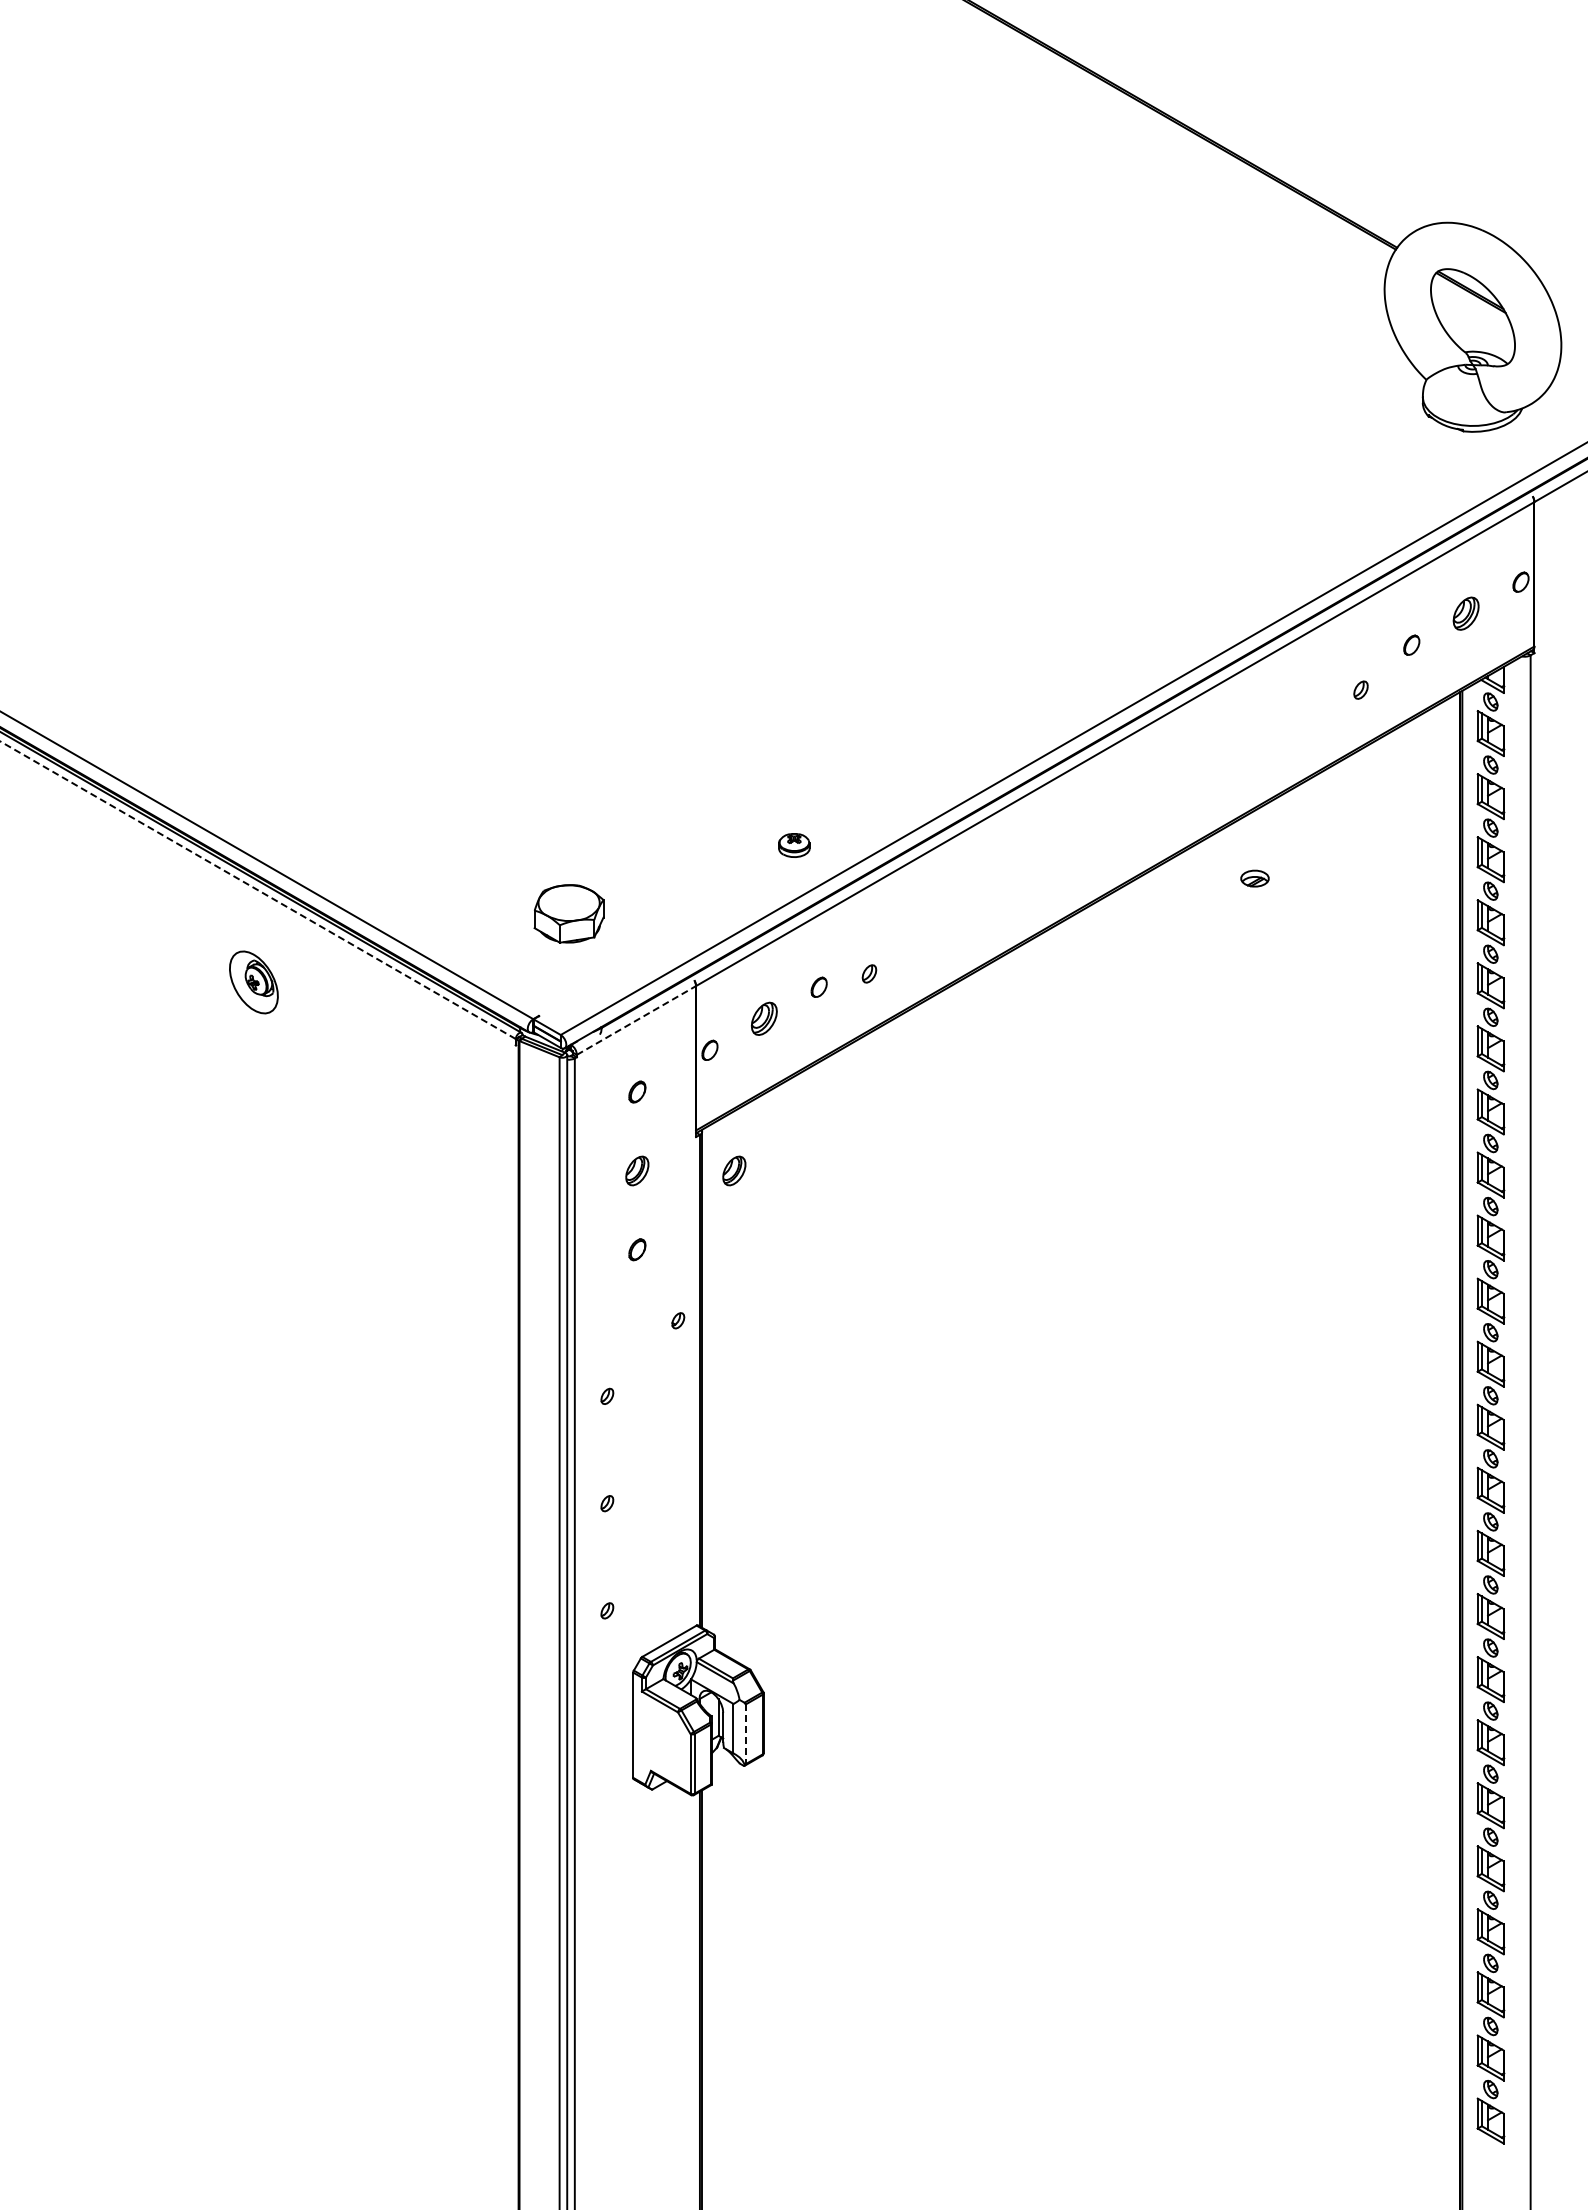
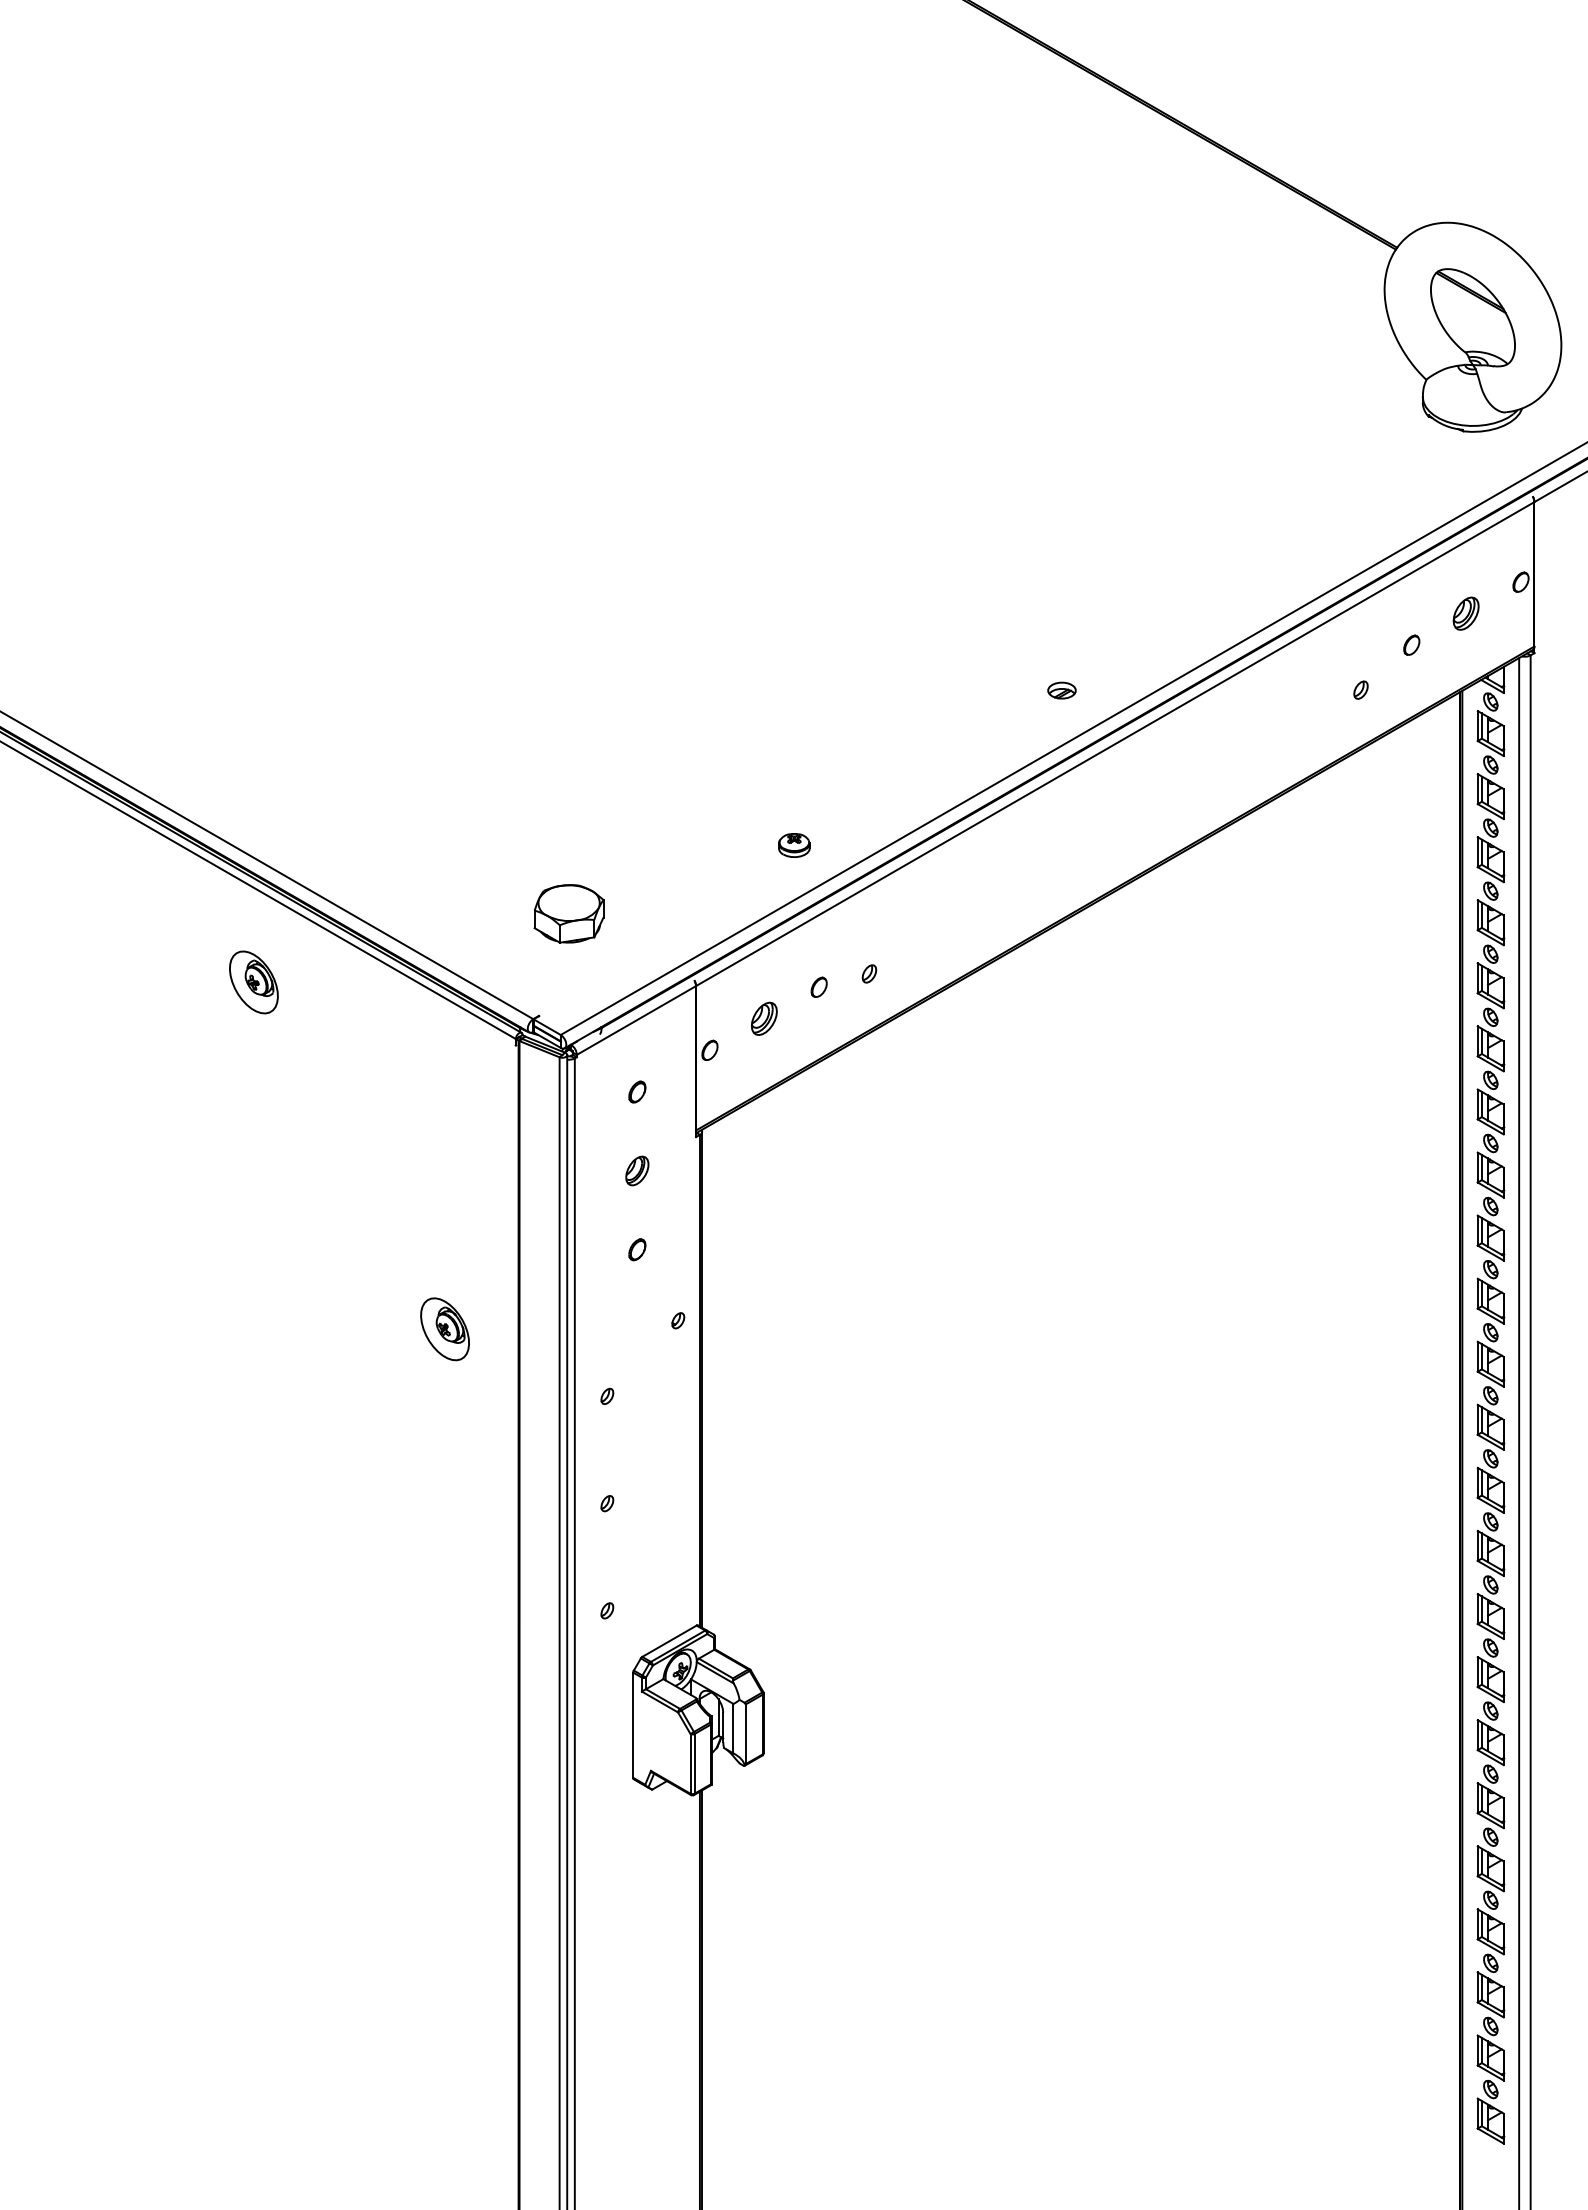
part position: (1254, 878) -> (1061, 690) (1061, 690)
line: dashed -> solid (257, 890)
line: dashed -> solid (636, 1020)
part: present -> none (734, 1170)
part: none -> present (444, 1329)
line: none -> present (1519, 1432)
line: dashed -> solid (745, 1734)
